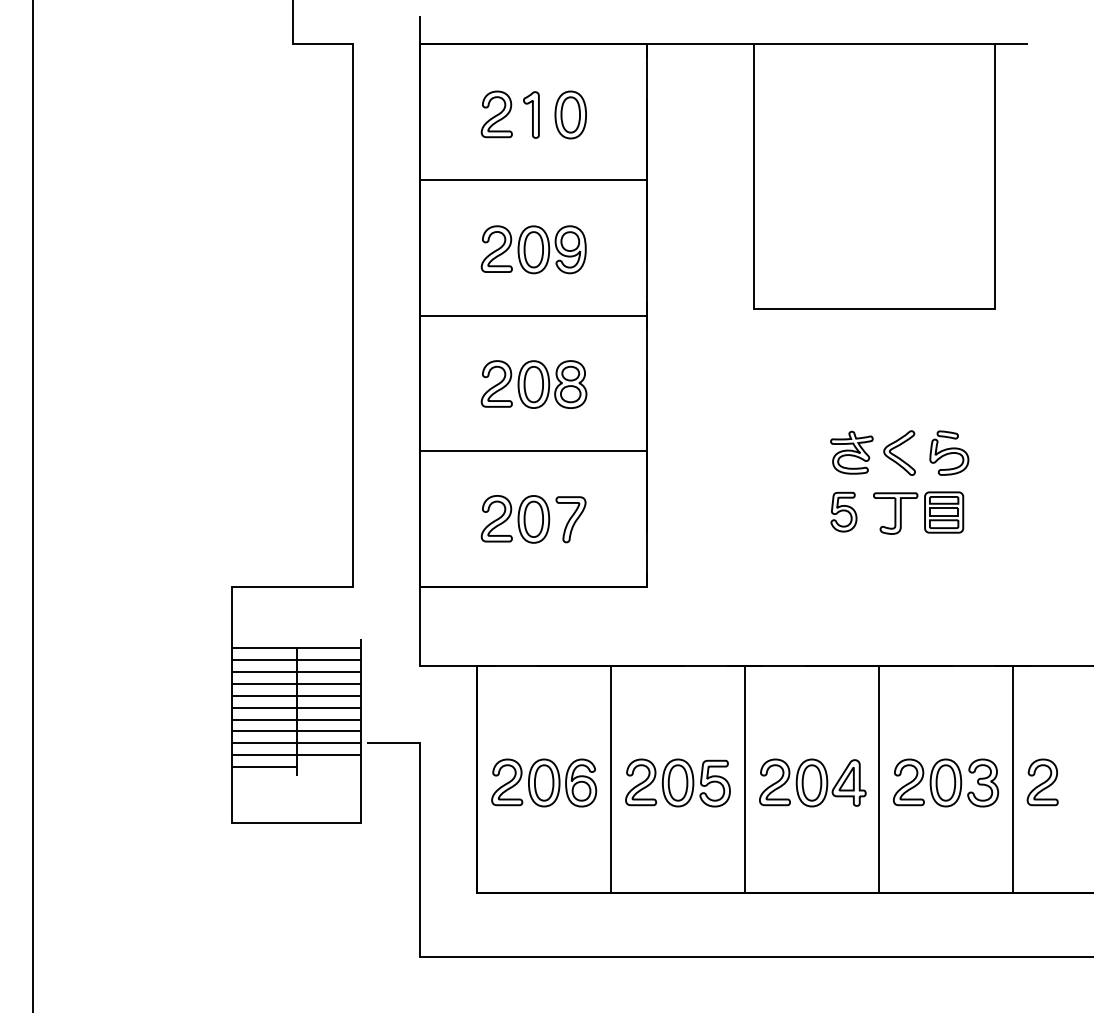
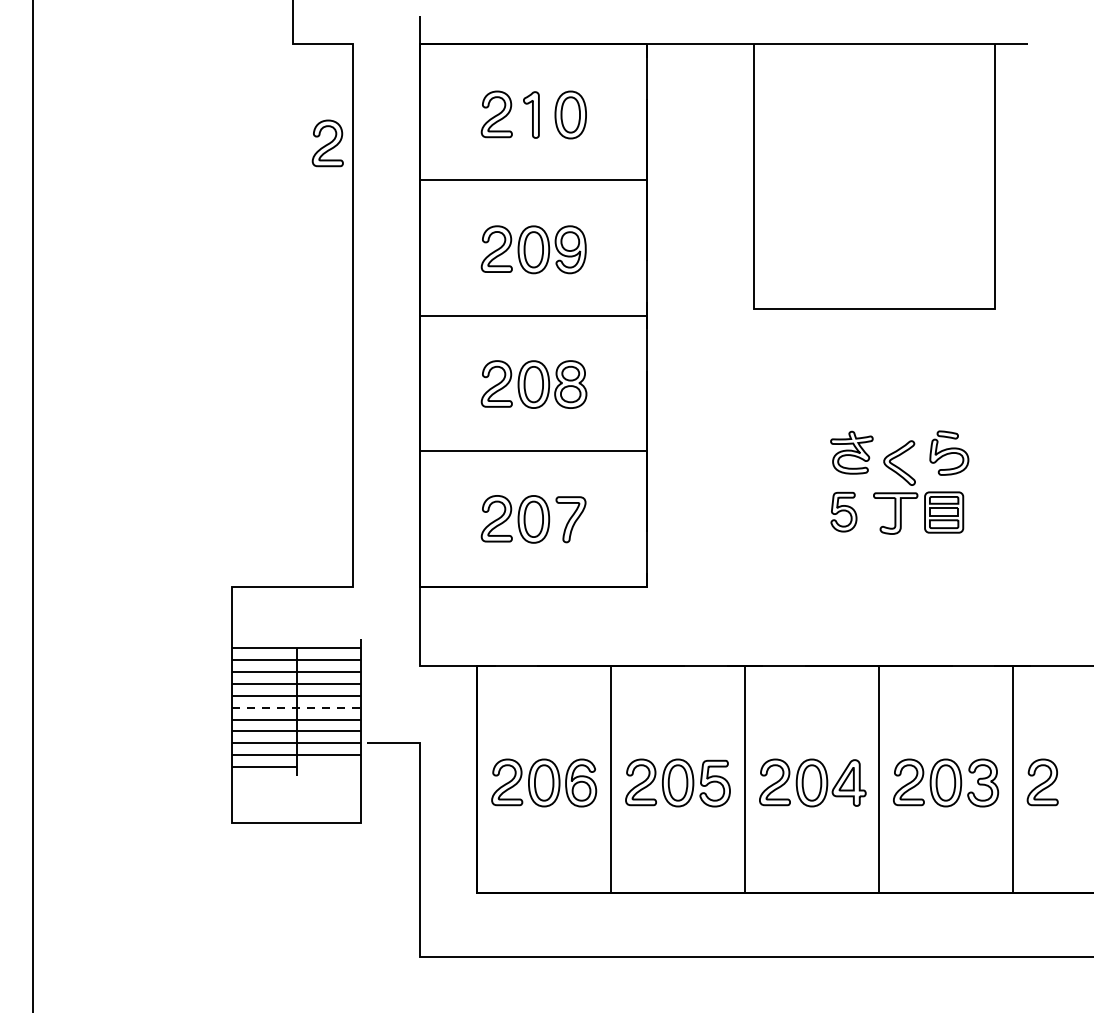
part: none -> present (327, 143)
part position: (899, 452) -> (899, 462) (899, 462)
line: solid -> dashed (297, 707)
